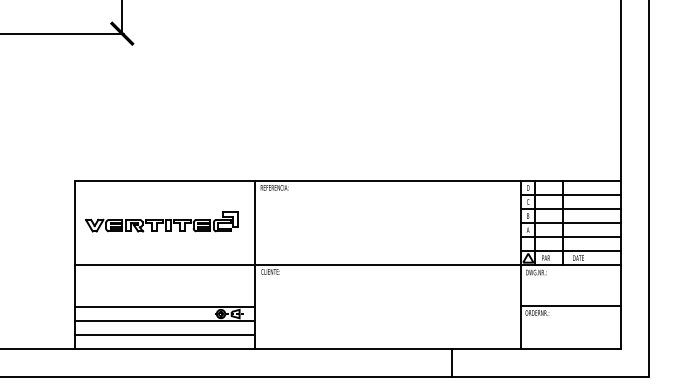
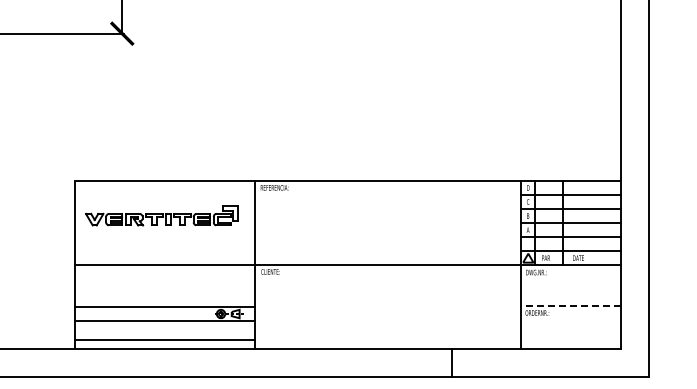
part position: (161, 221) -> (161, 215) (161, 215)
line: solid -> dashed (570, 305)
line position: (164, 335) -> (164, 340) (164, 340)
